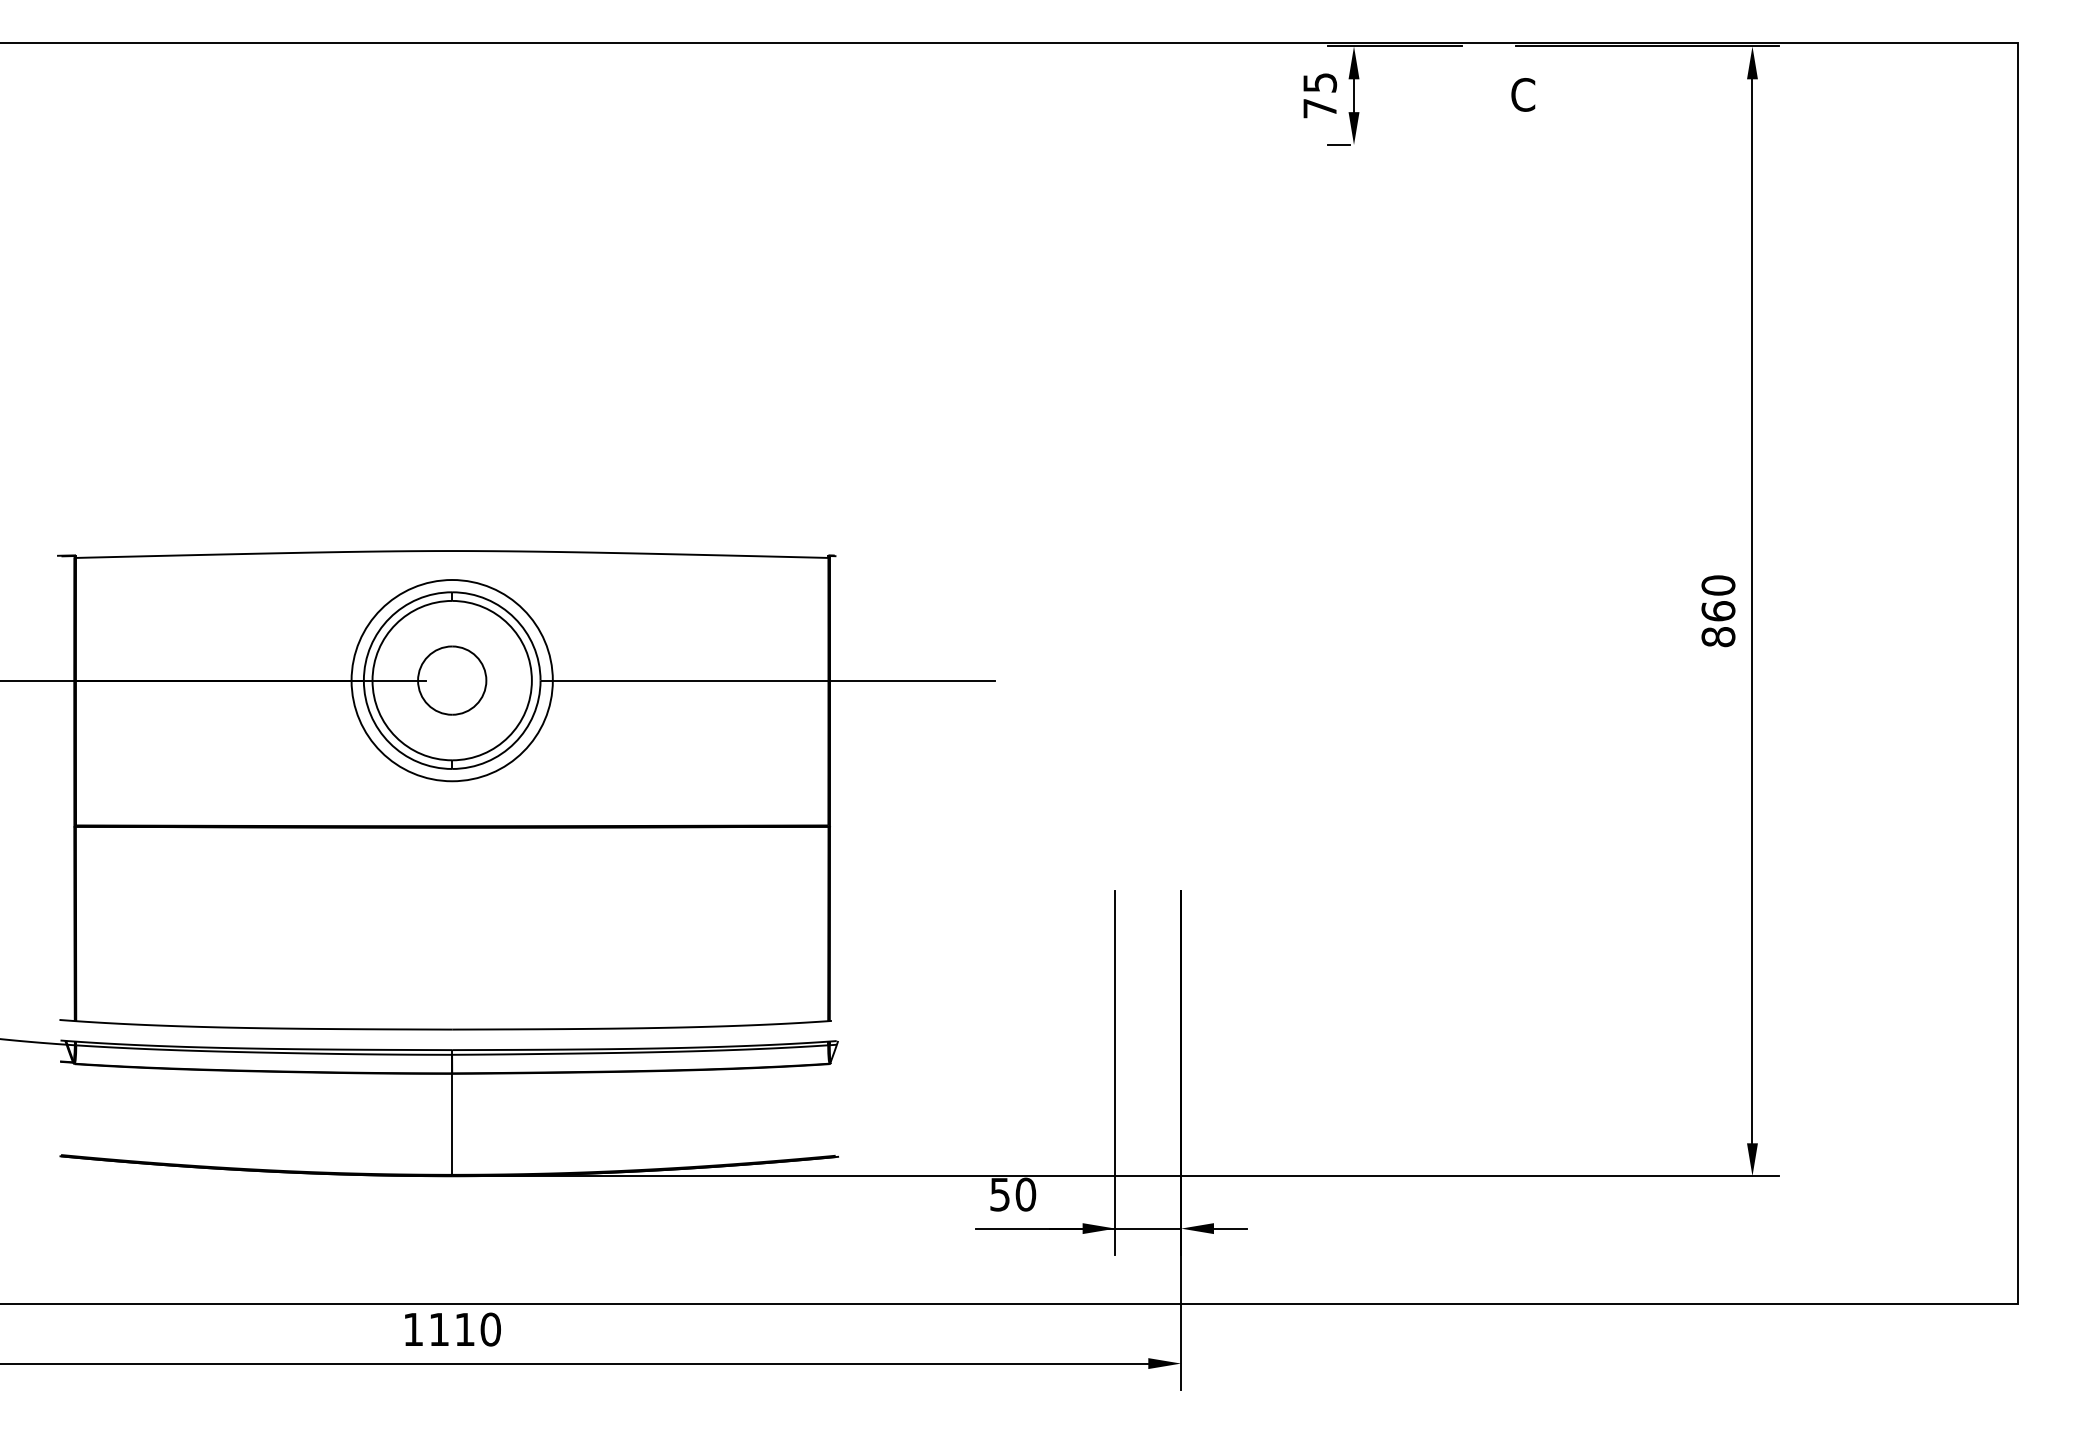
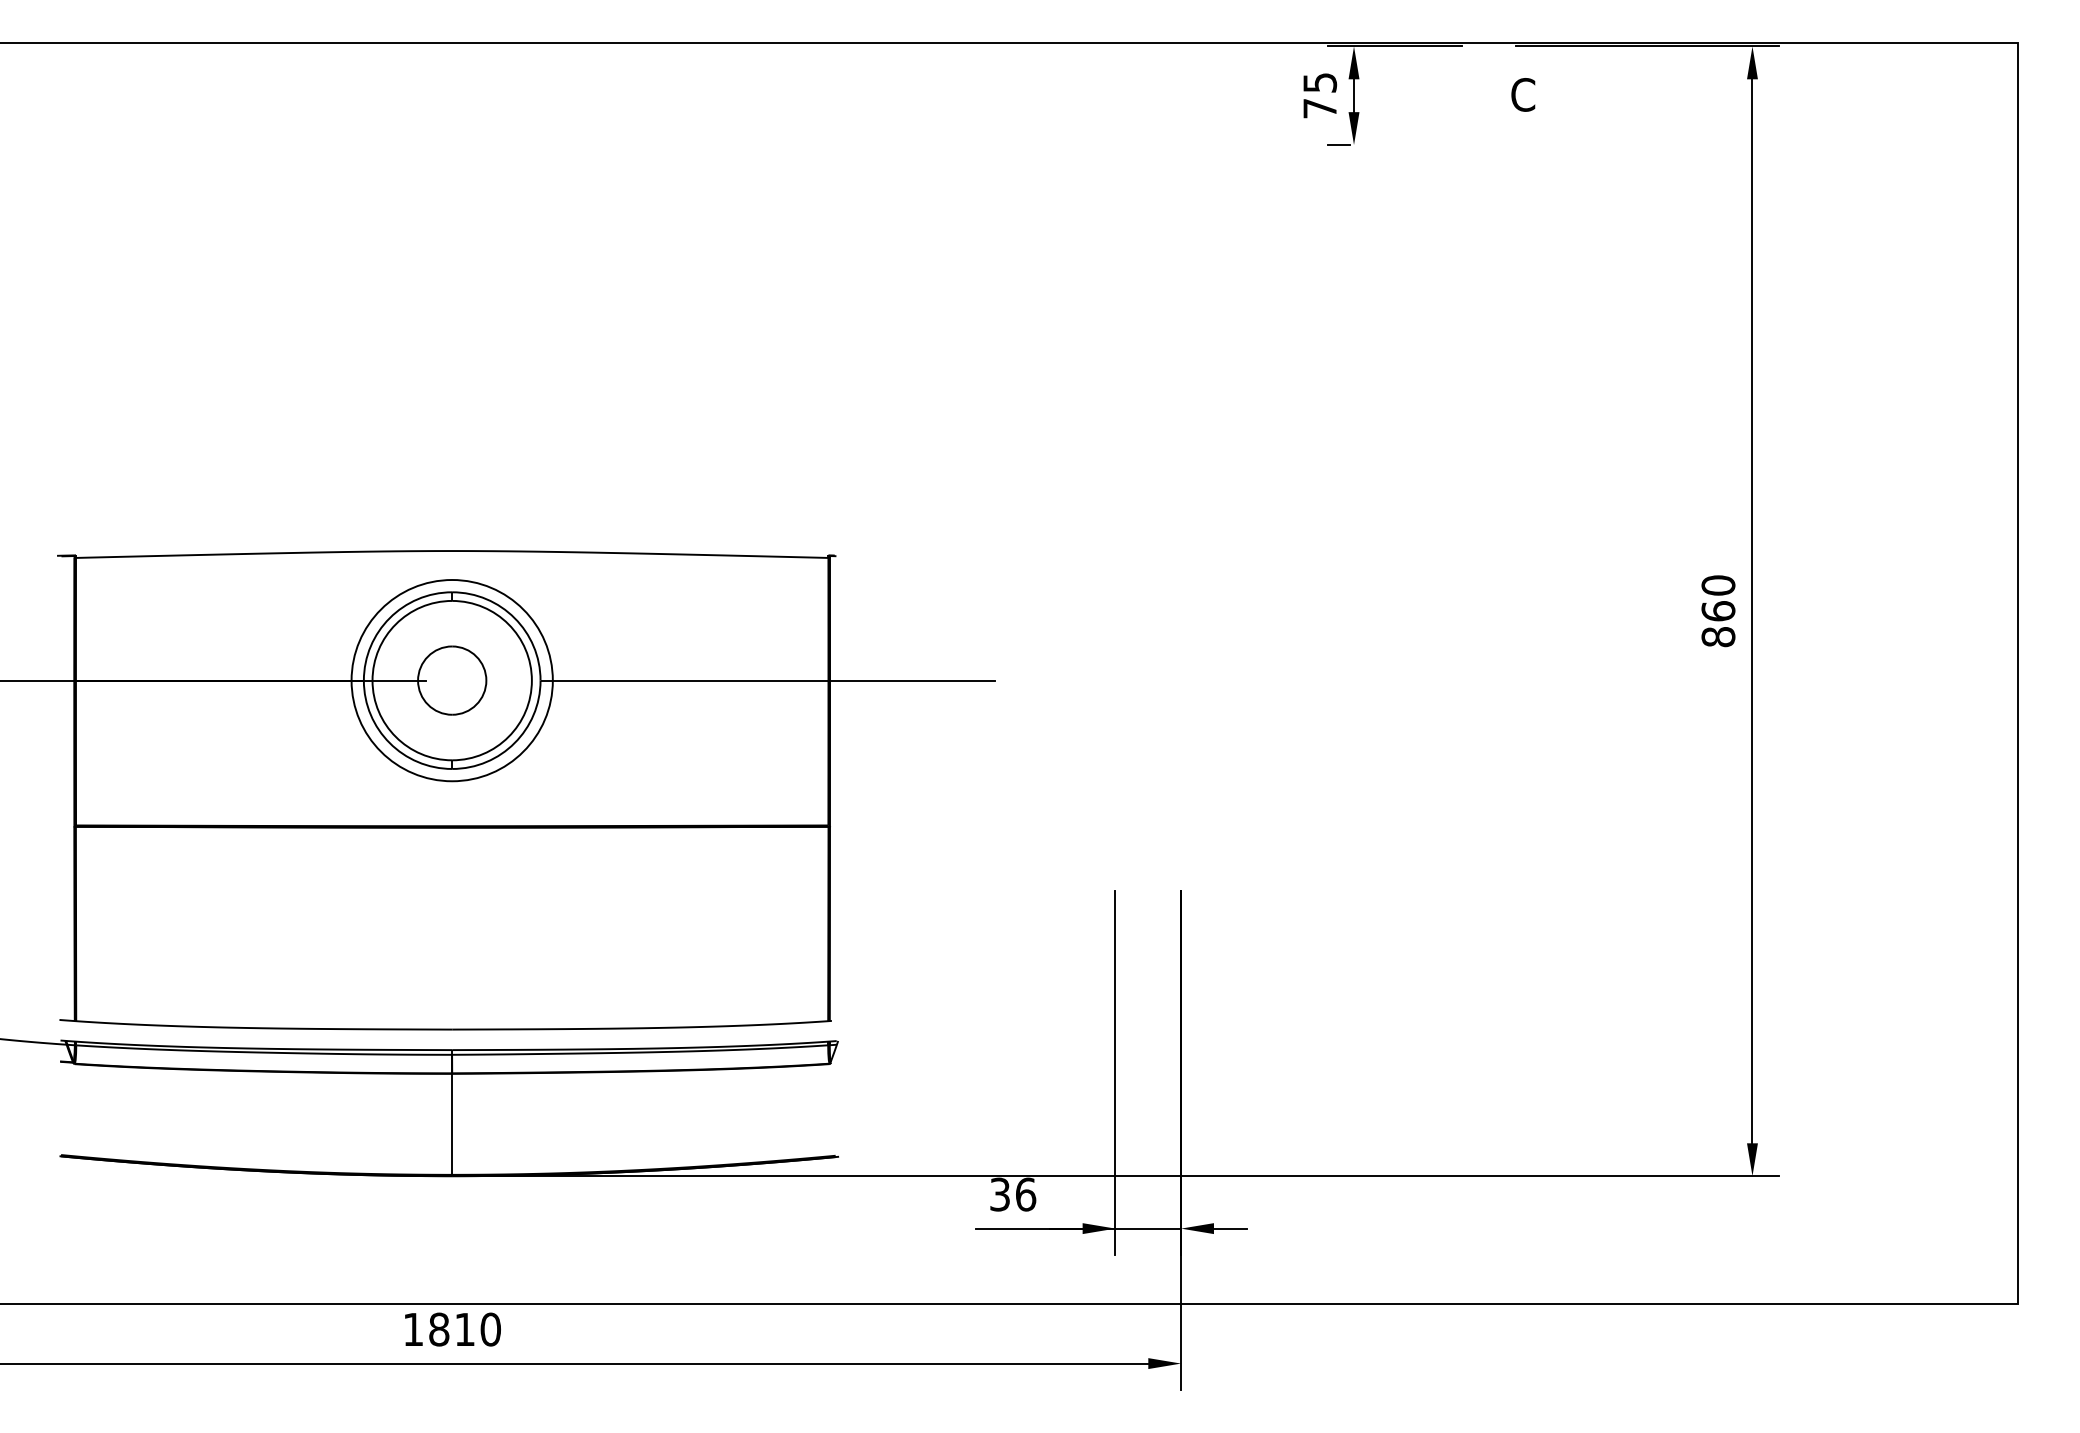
text: 50 -> 36 (1013, 1194)
text: 1110 -> 1810 (439, 1329)
